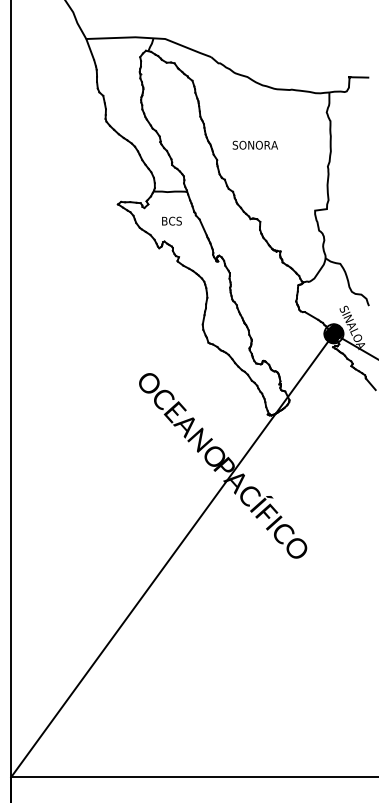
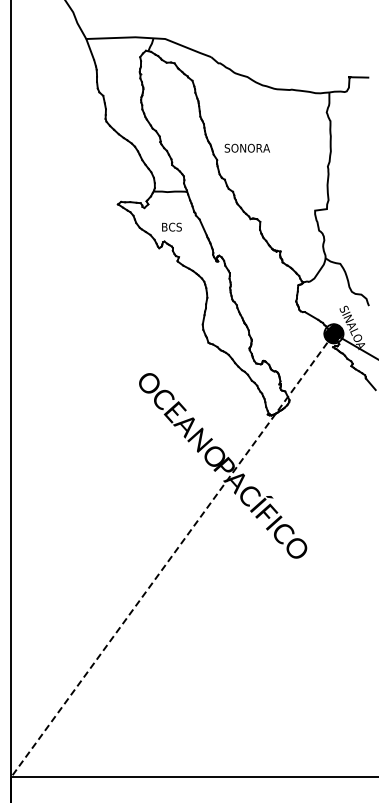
text position: (254, 144) -> (246, 147) (246, 147)
text position: (171, 220) -> (171, 226) (171, 226)
line: solid -> dashed (172, 555)
